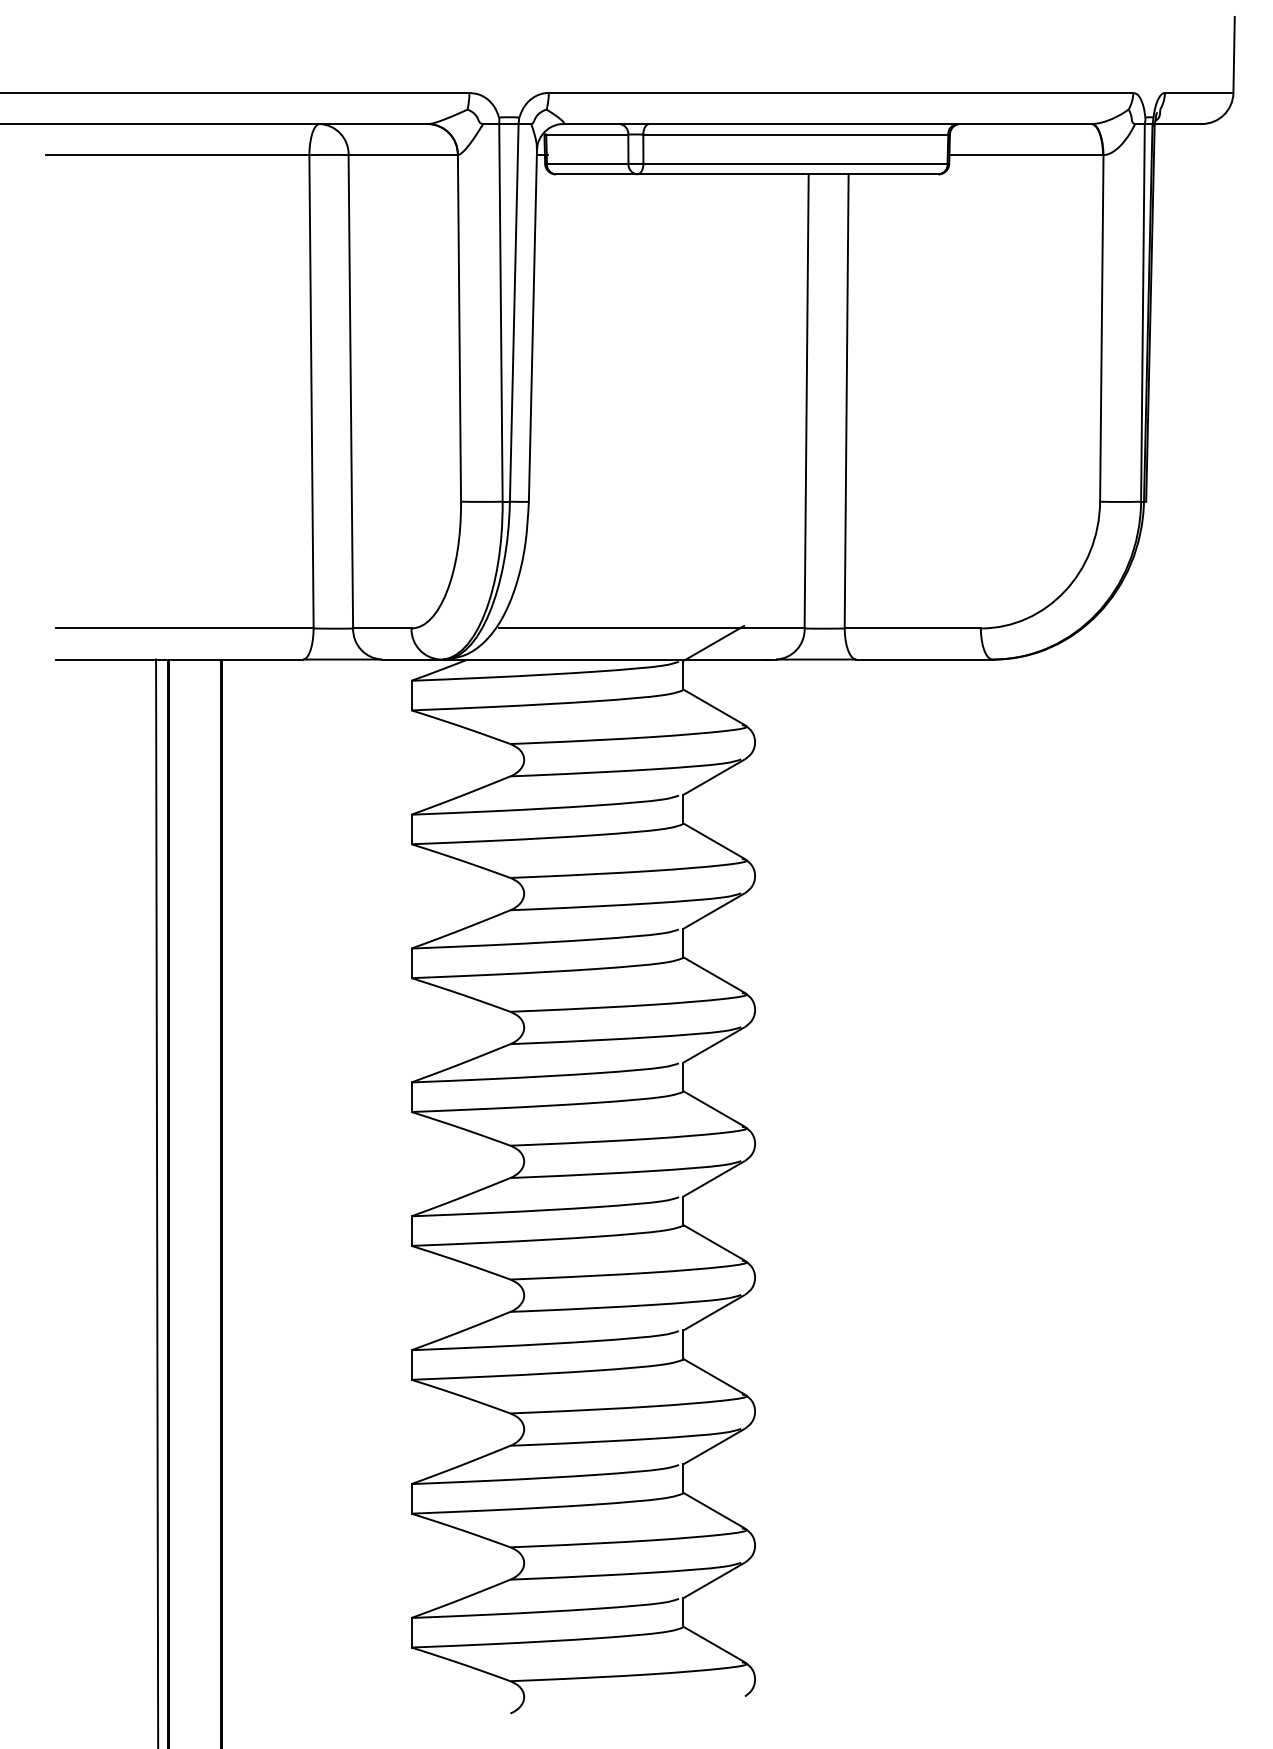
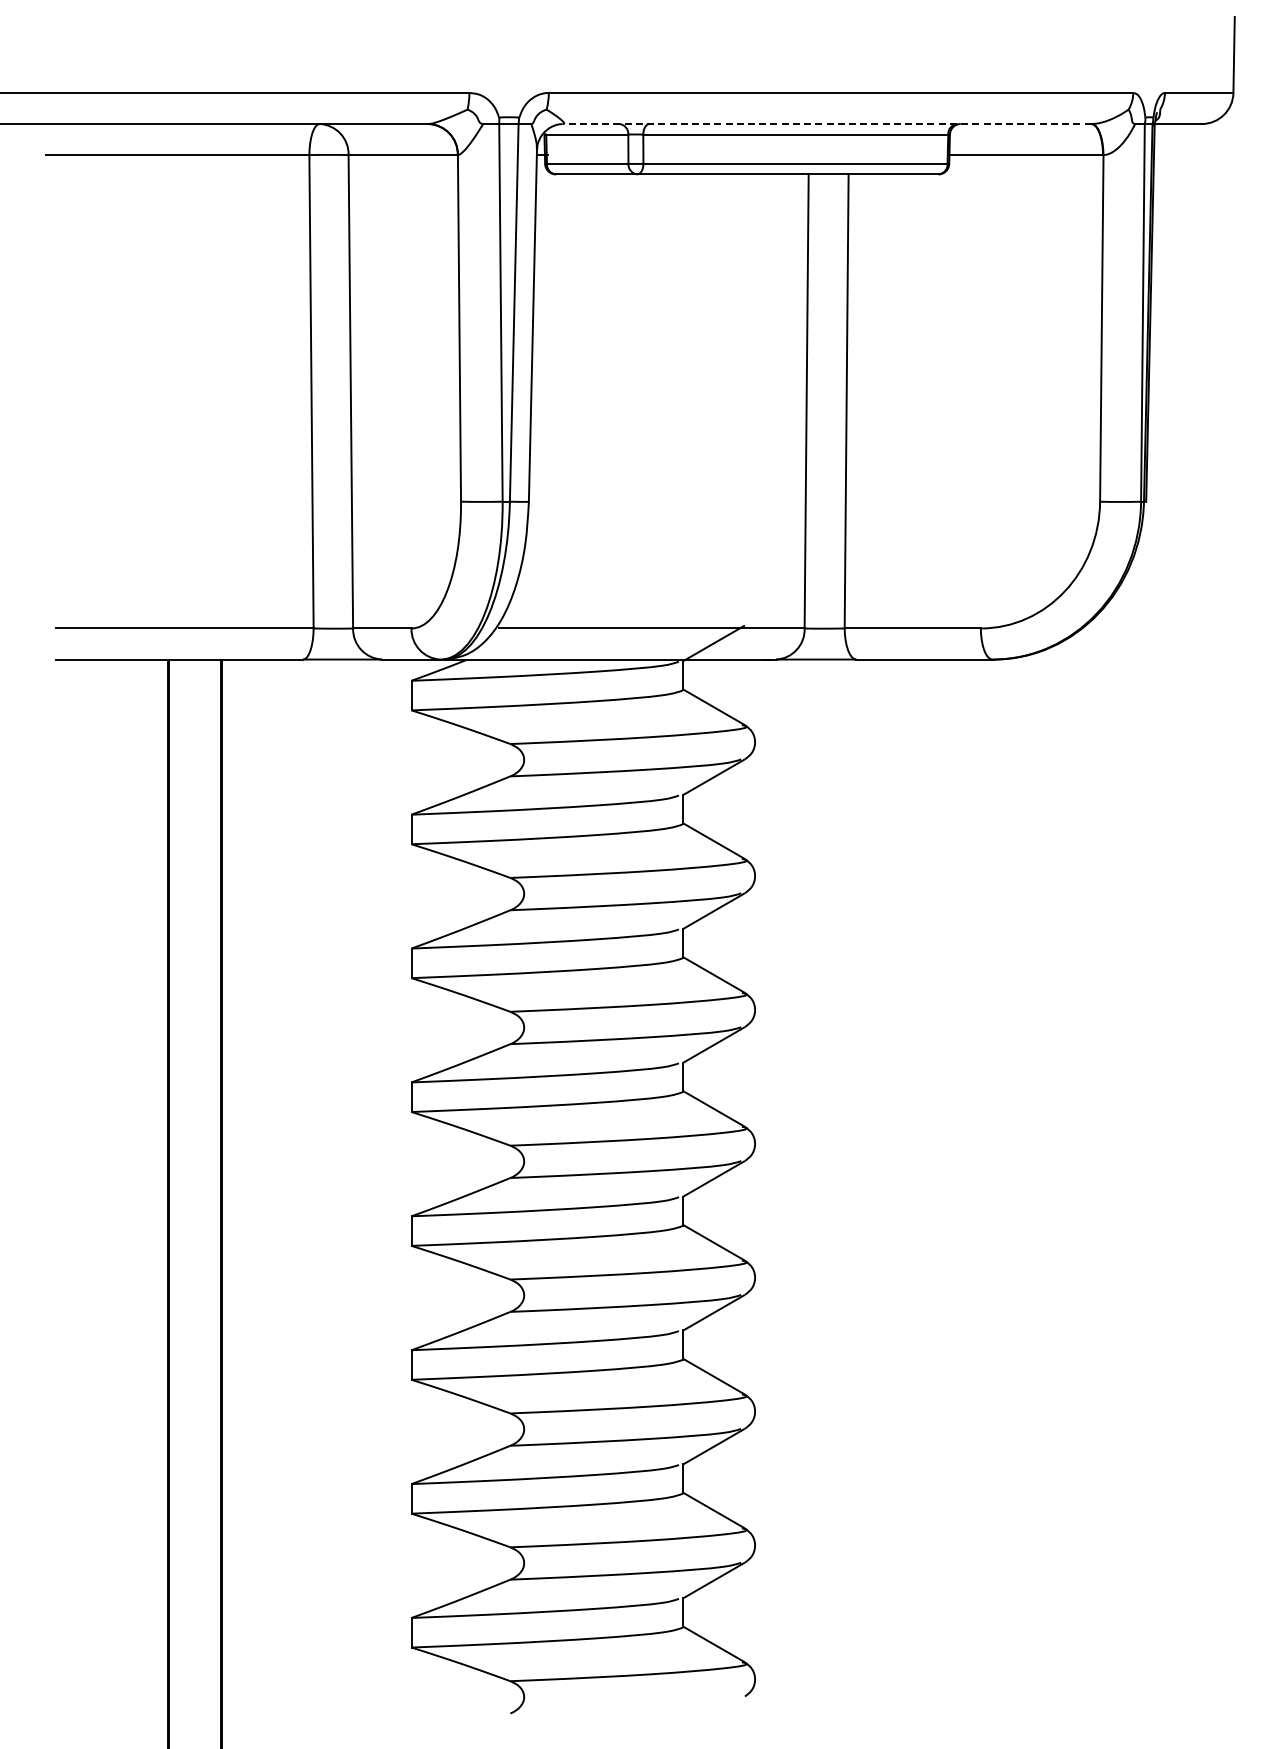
line: solid -> dashed (826, 124)
line: present -> none (157, 1202)
